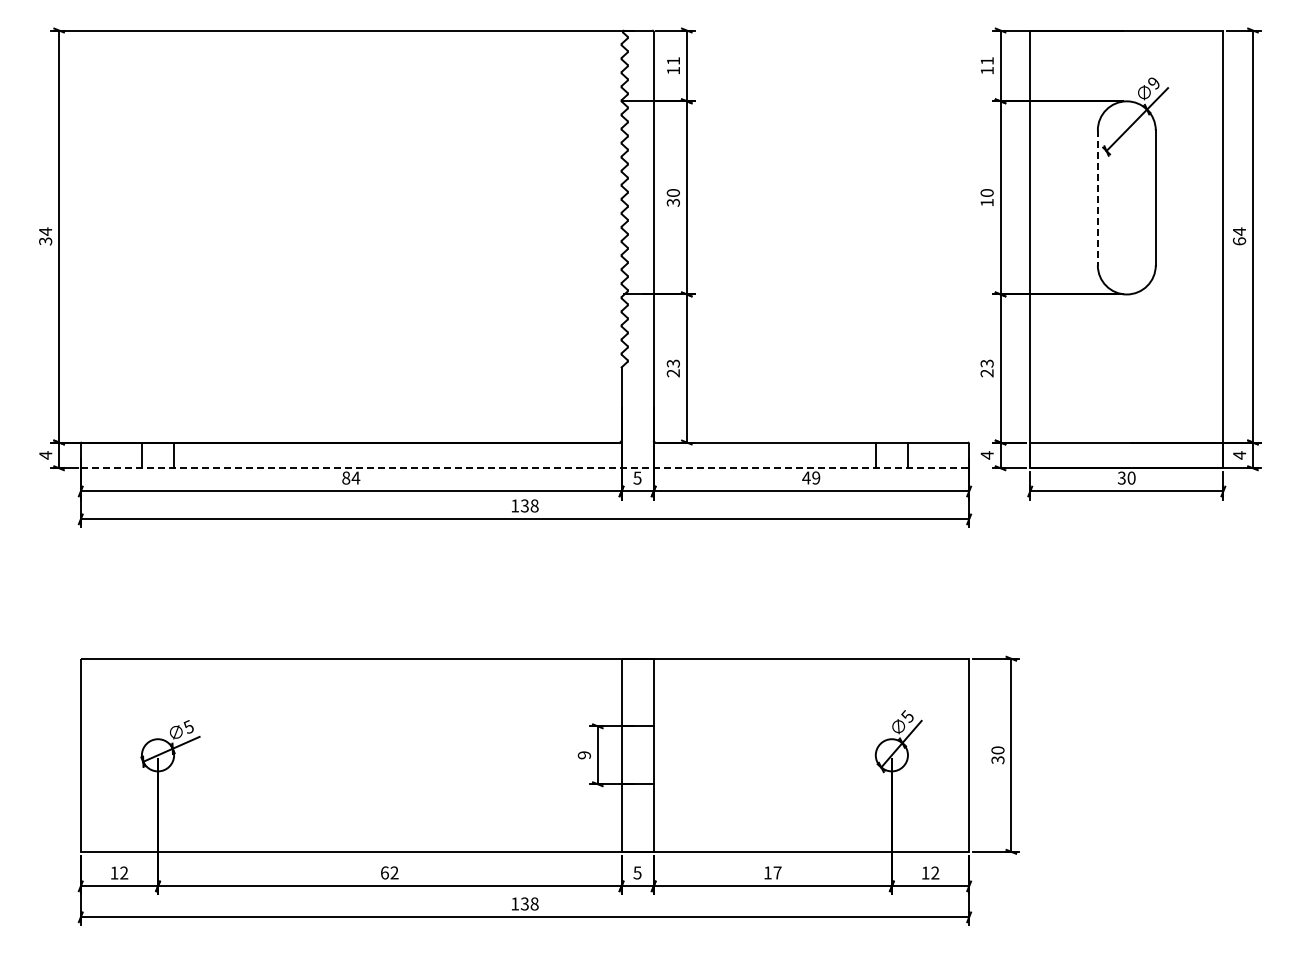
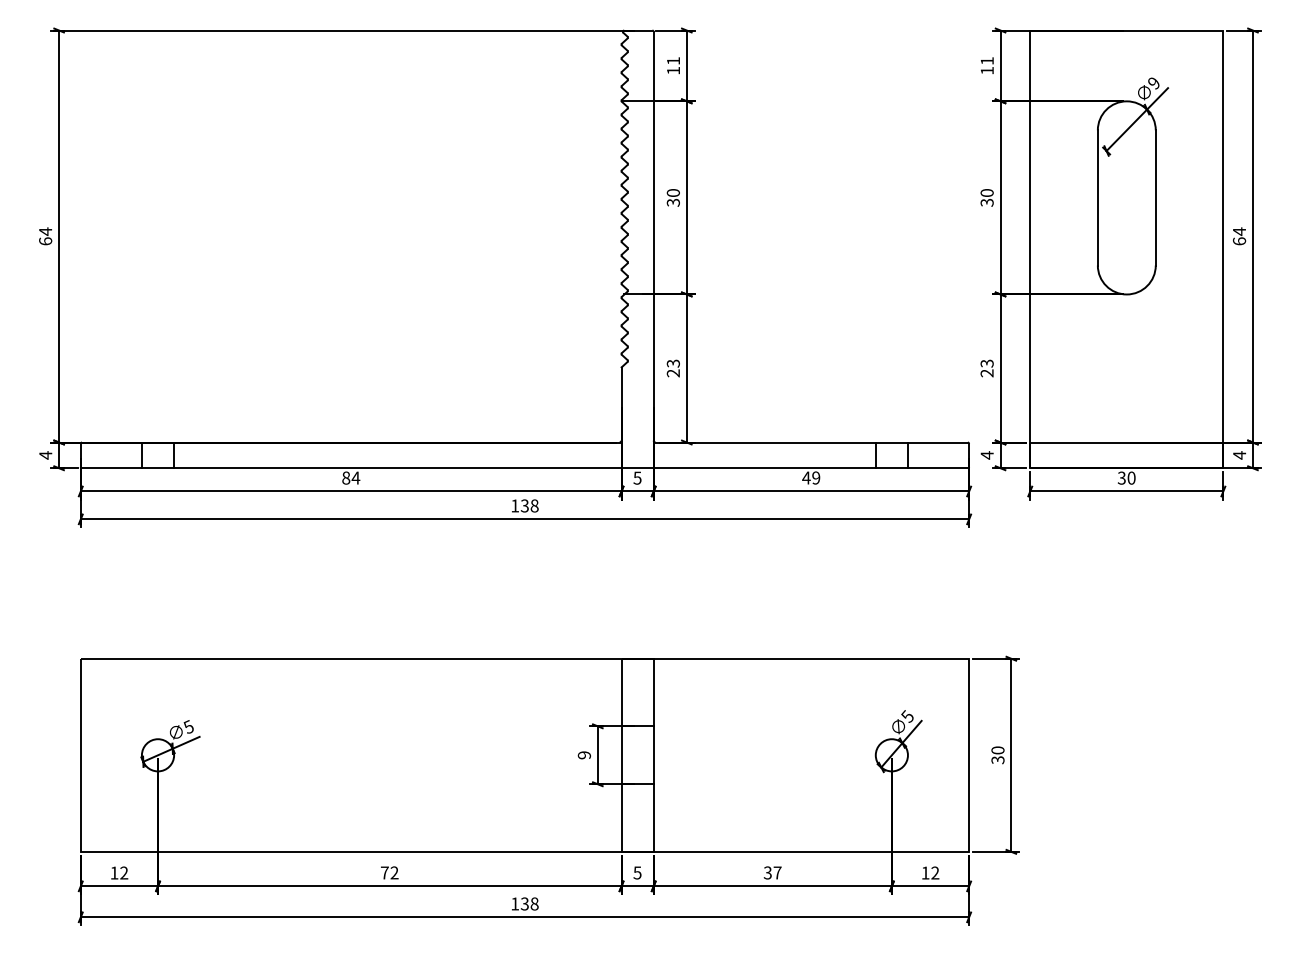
line: dashed -> solid (1097, 197)
text: 10 -> 30 (986, 202)
text: 34 -> 64 (45, 241)
line: dashed -> solid (524, 468)
text: 62 -> 72 (384, 872)
text: 17 -> 37 (767, 872)
